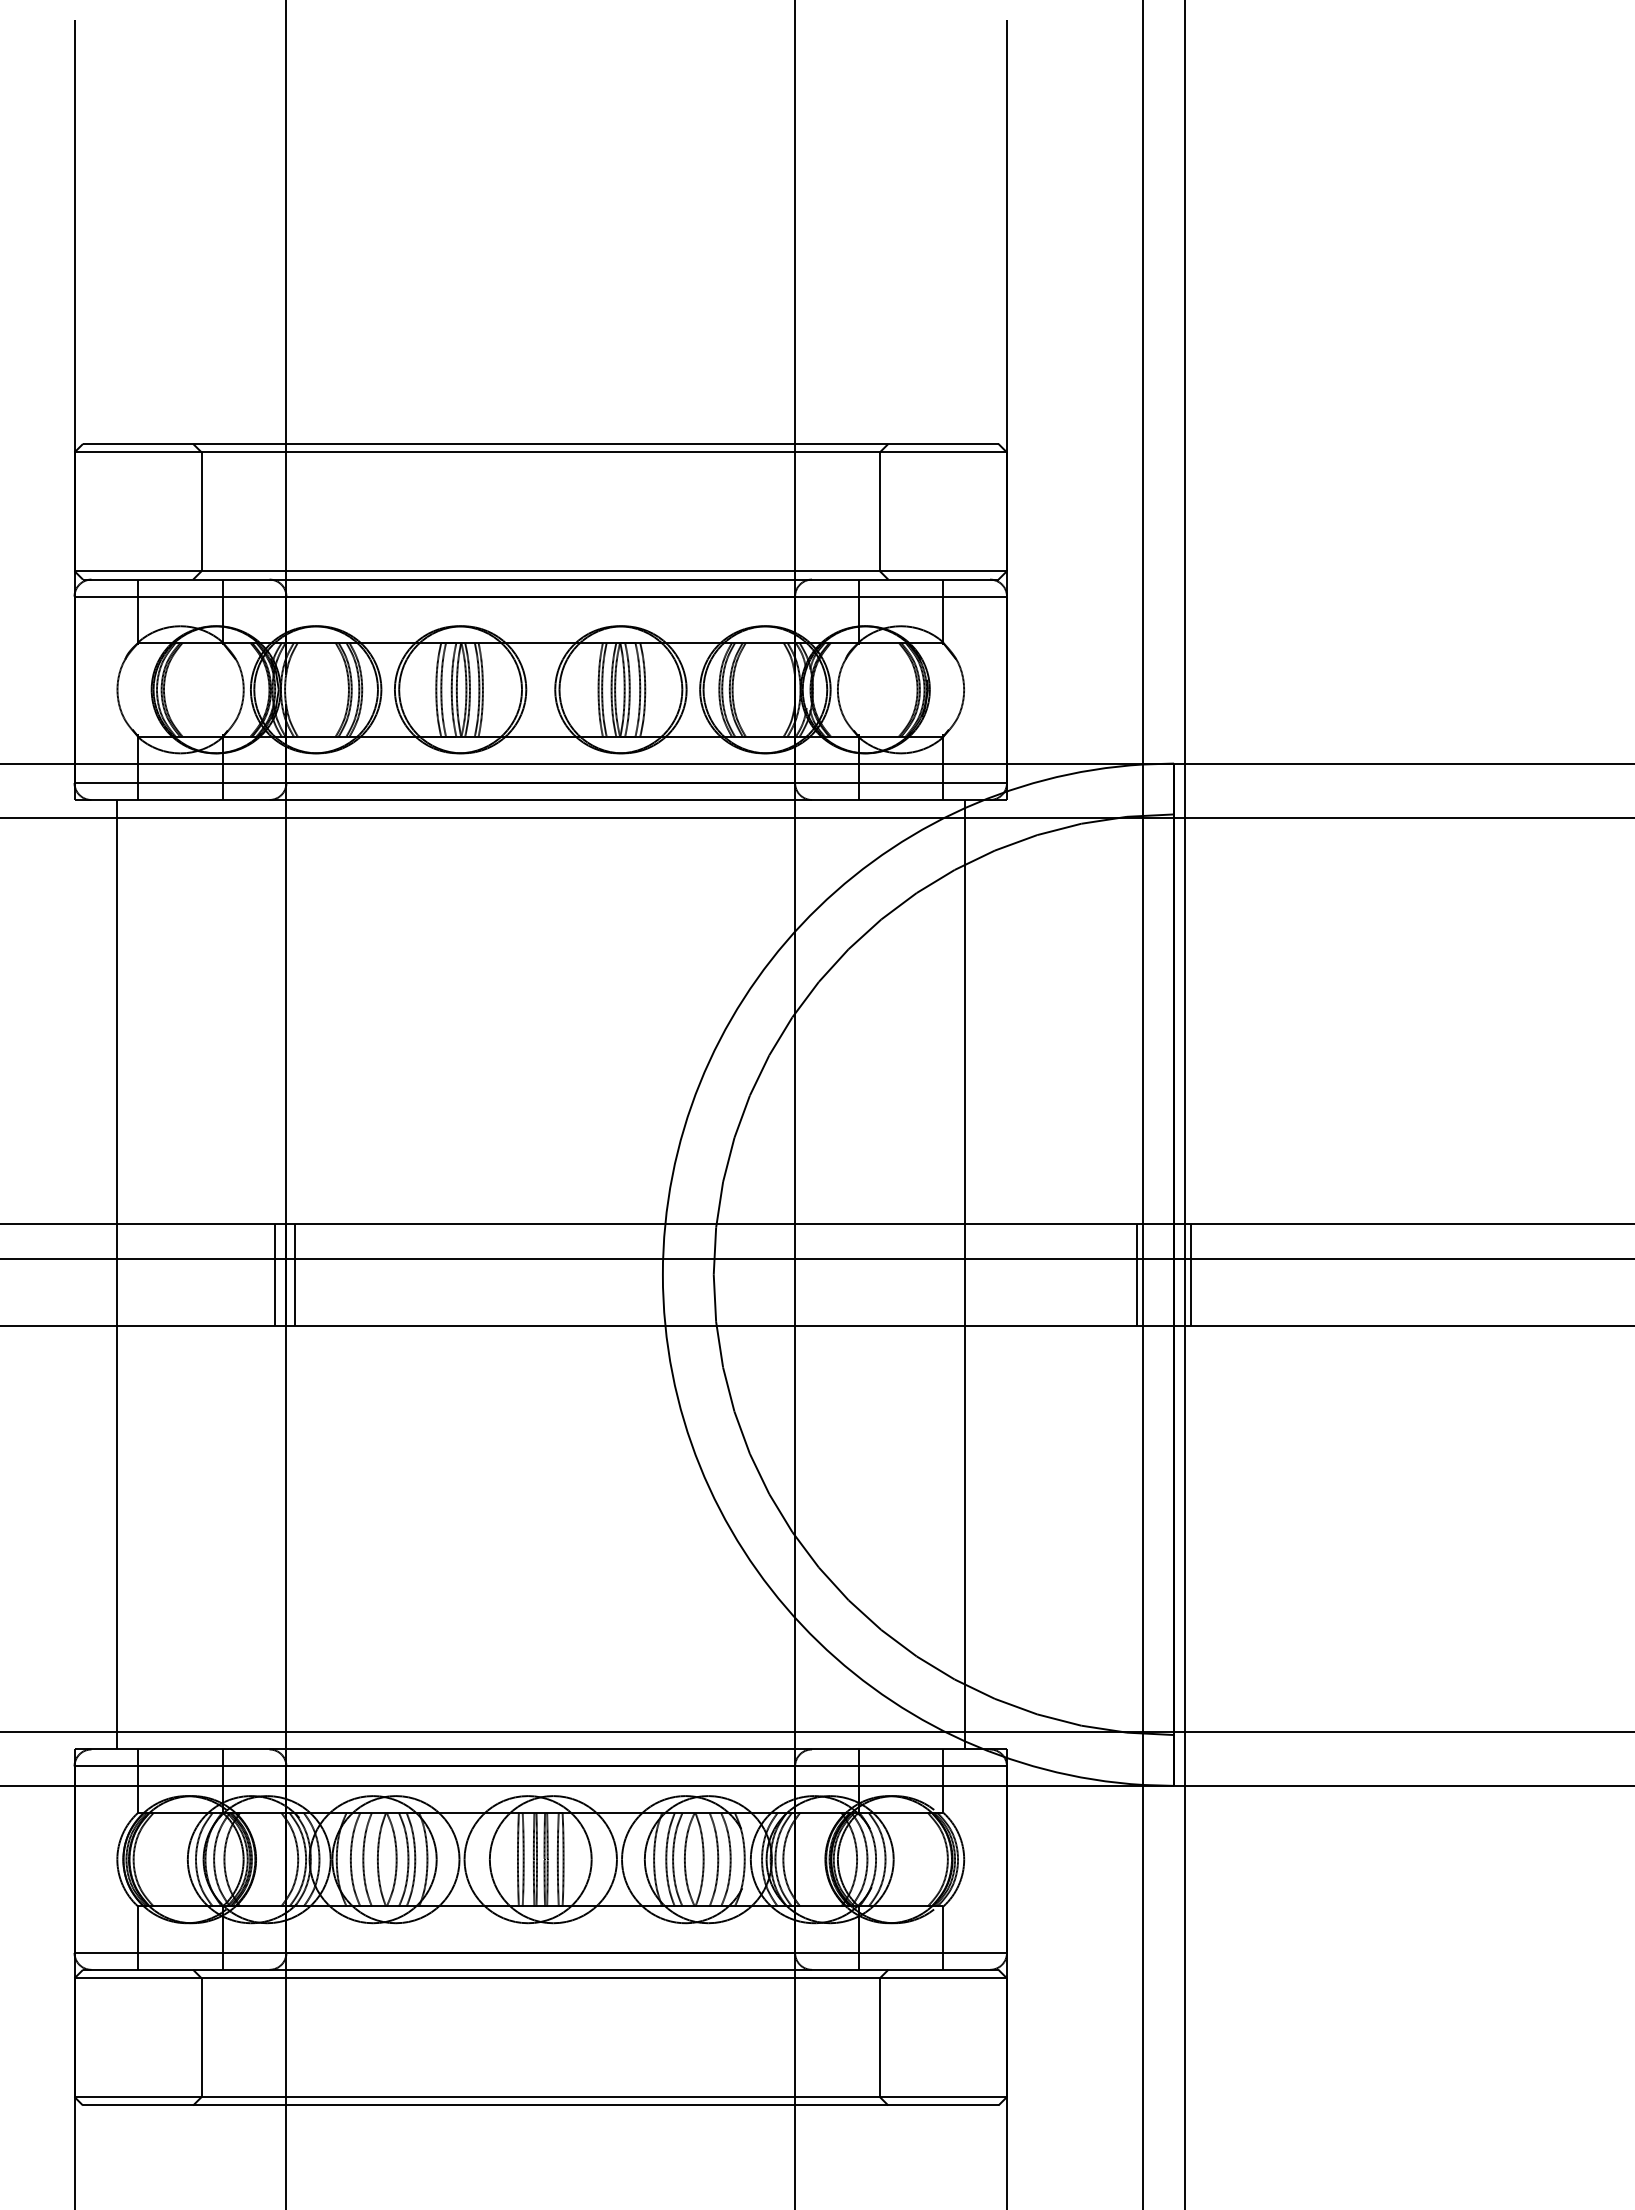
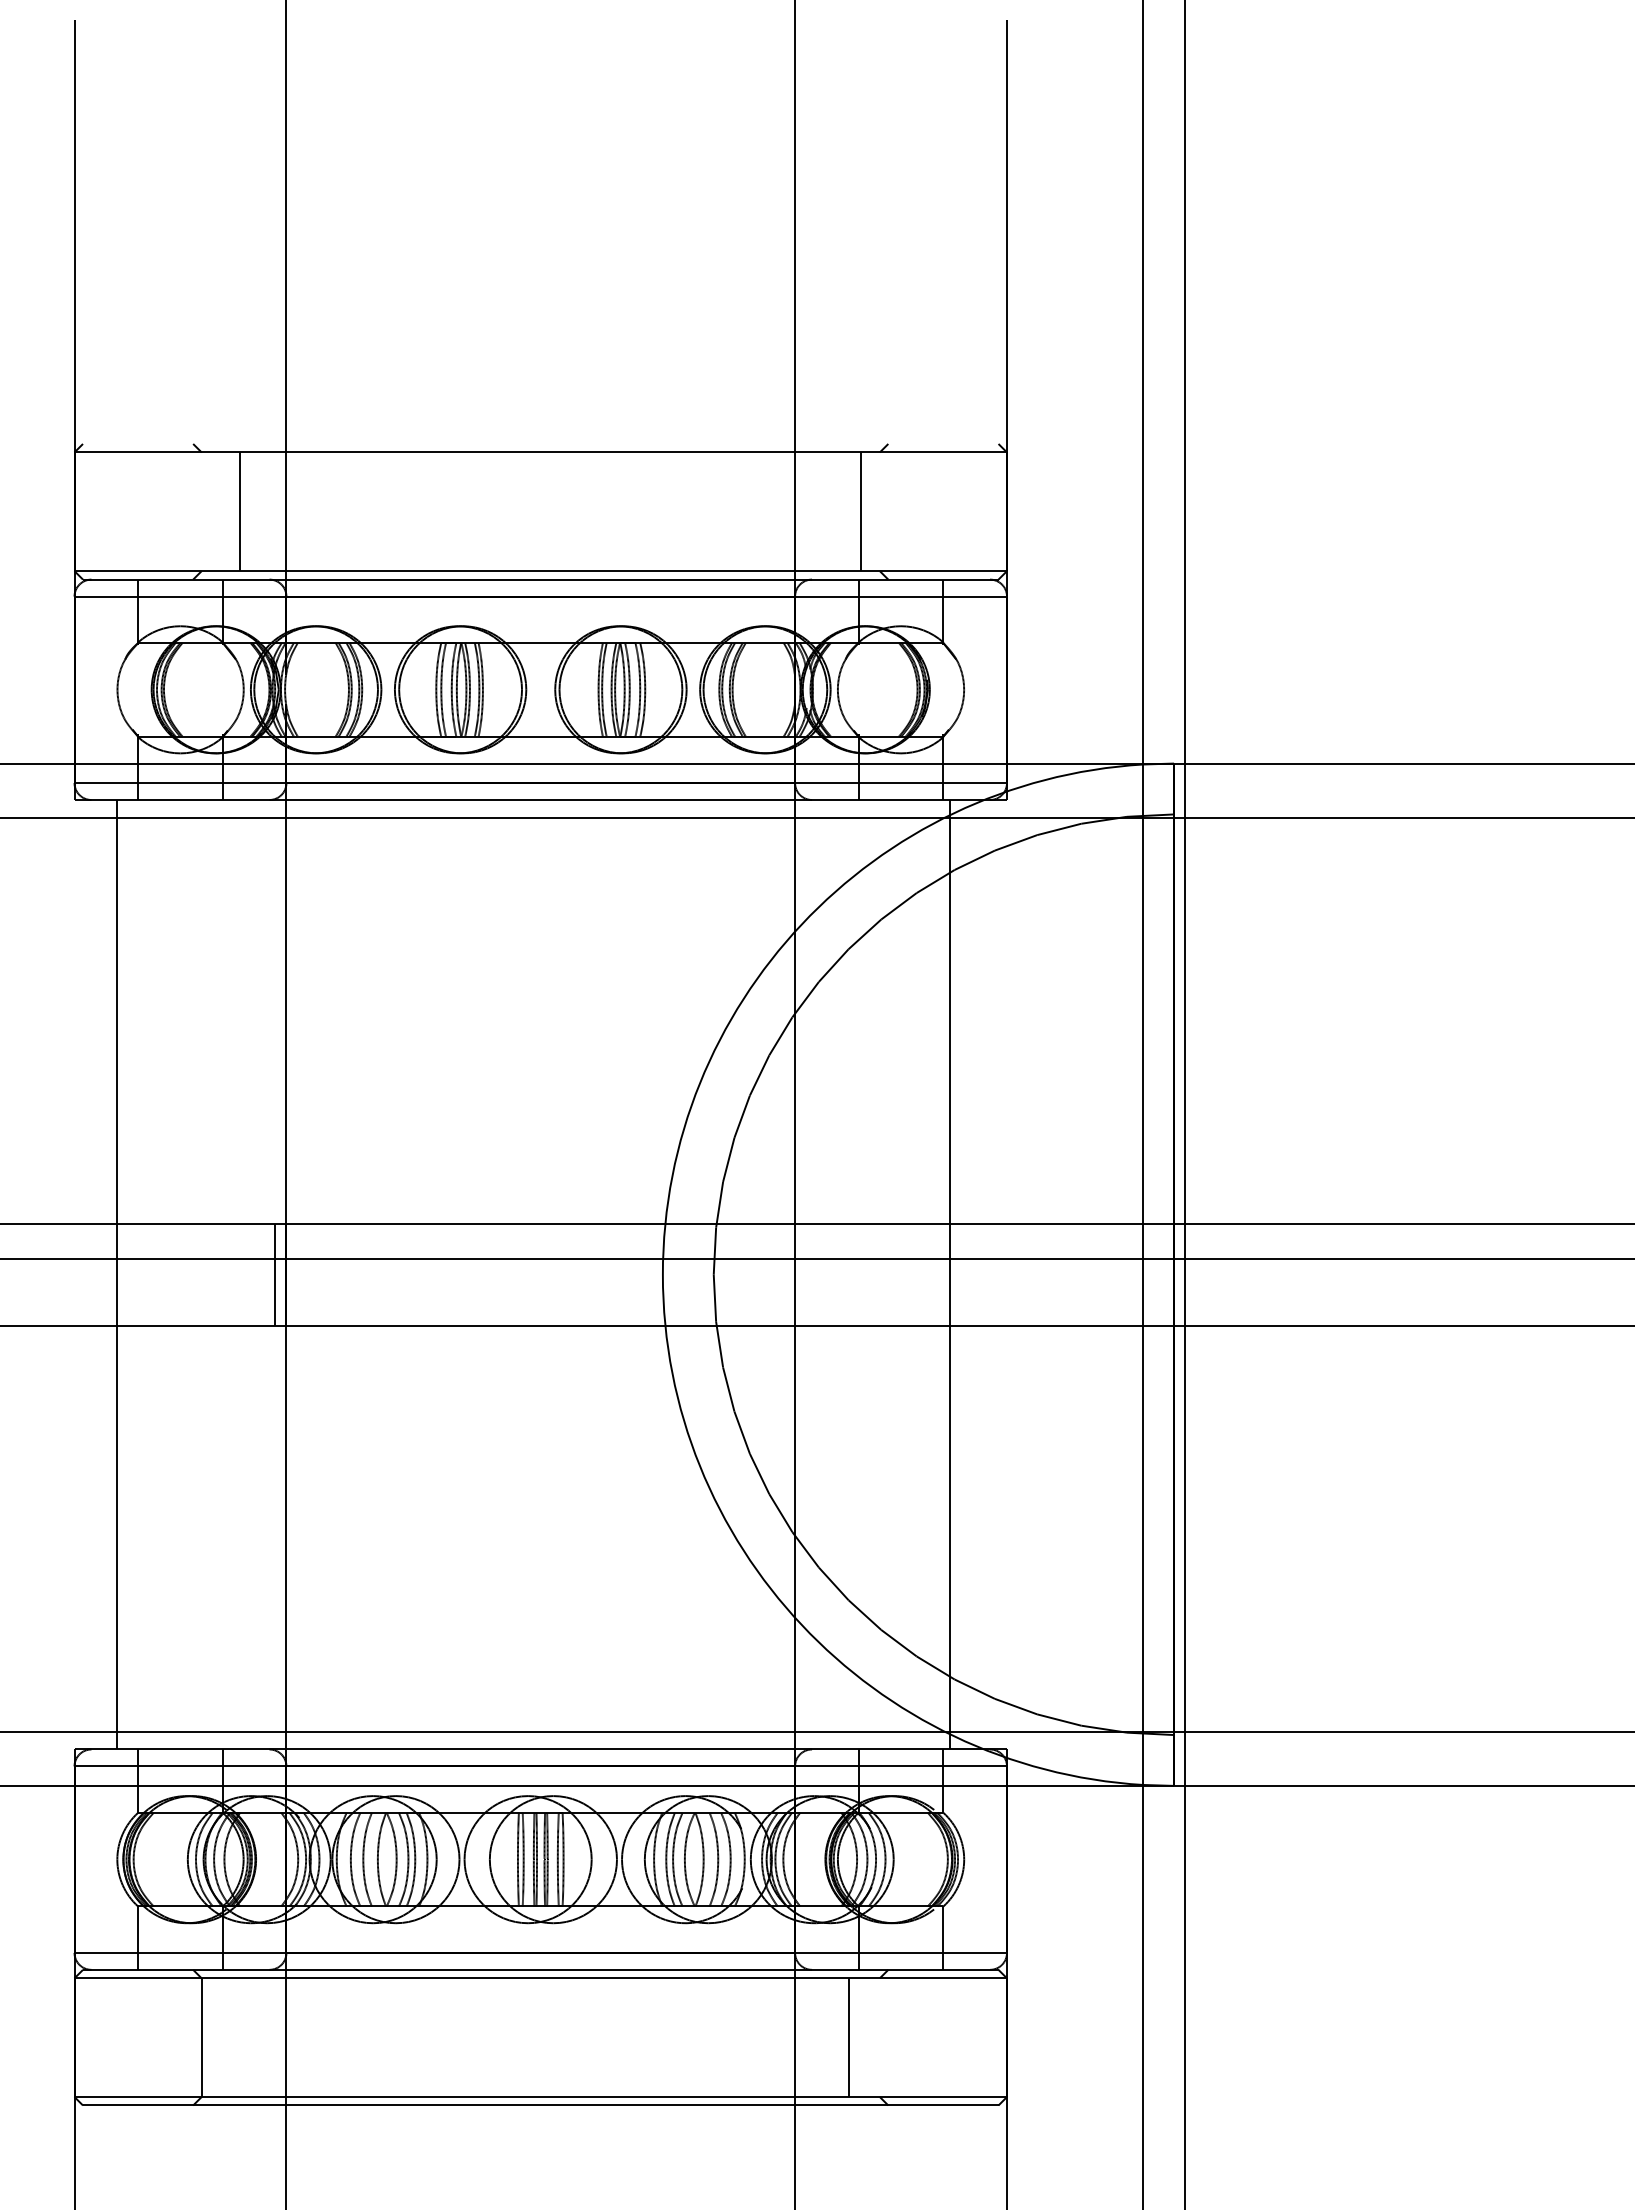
line: present -> none (540, 443)
line position: (201, 511) -> (239, 511) (239, 511)
line position: (879, 511) -> (860, 511) (860, 511)
line: present -> none (295, 1274)
line position: (964, 1274) -> (949, 1274) (949, 1274)
line: present -> none (1137, 1274)
line: present -> none (1191, 1274)
line position: (879, 2037) -> (848, 2037) (848, 2037)
